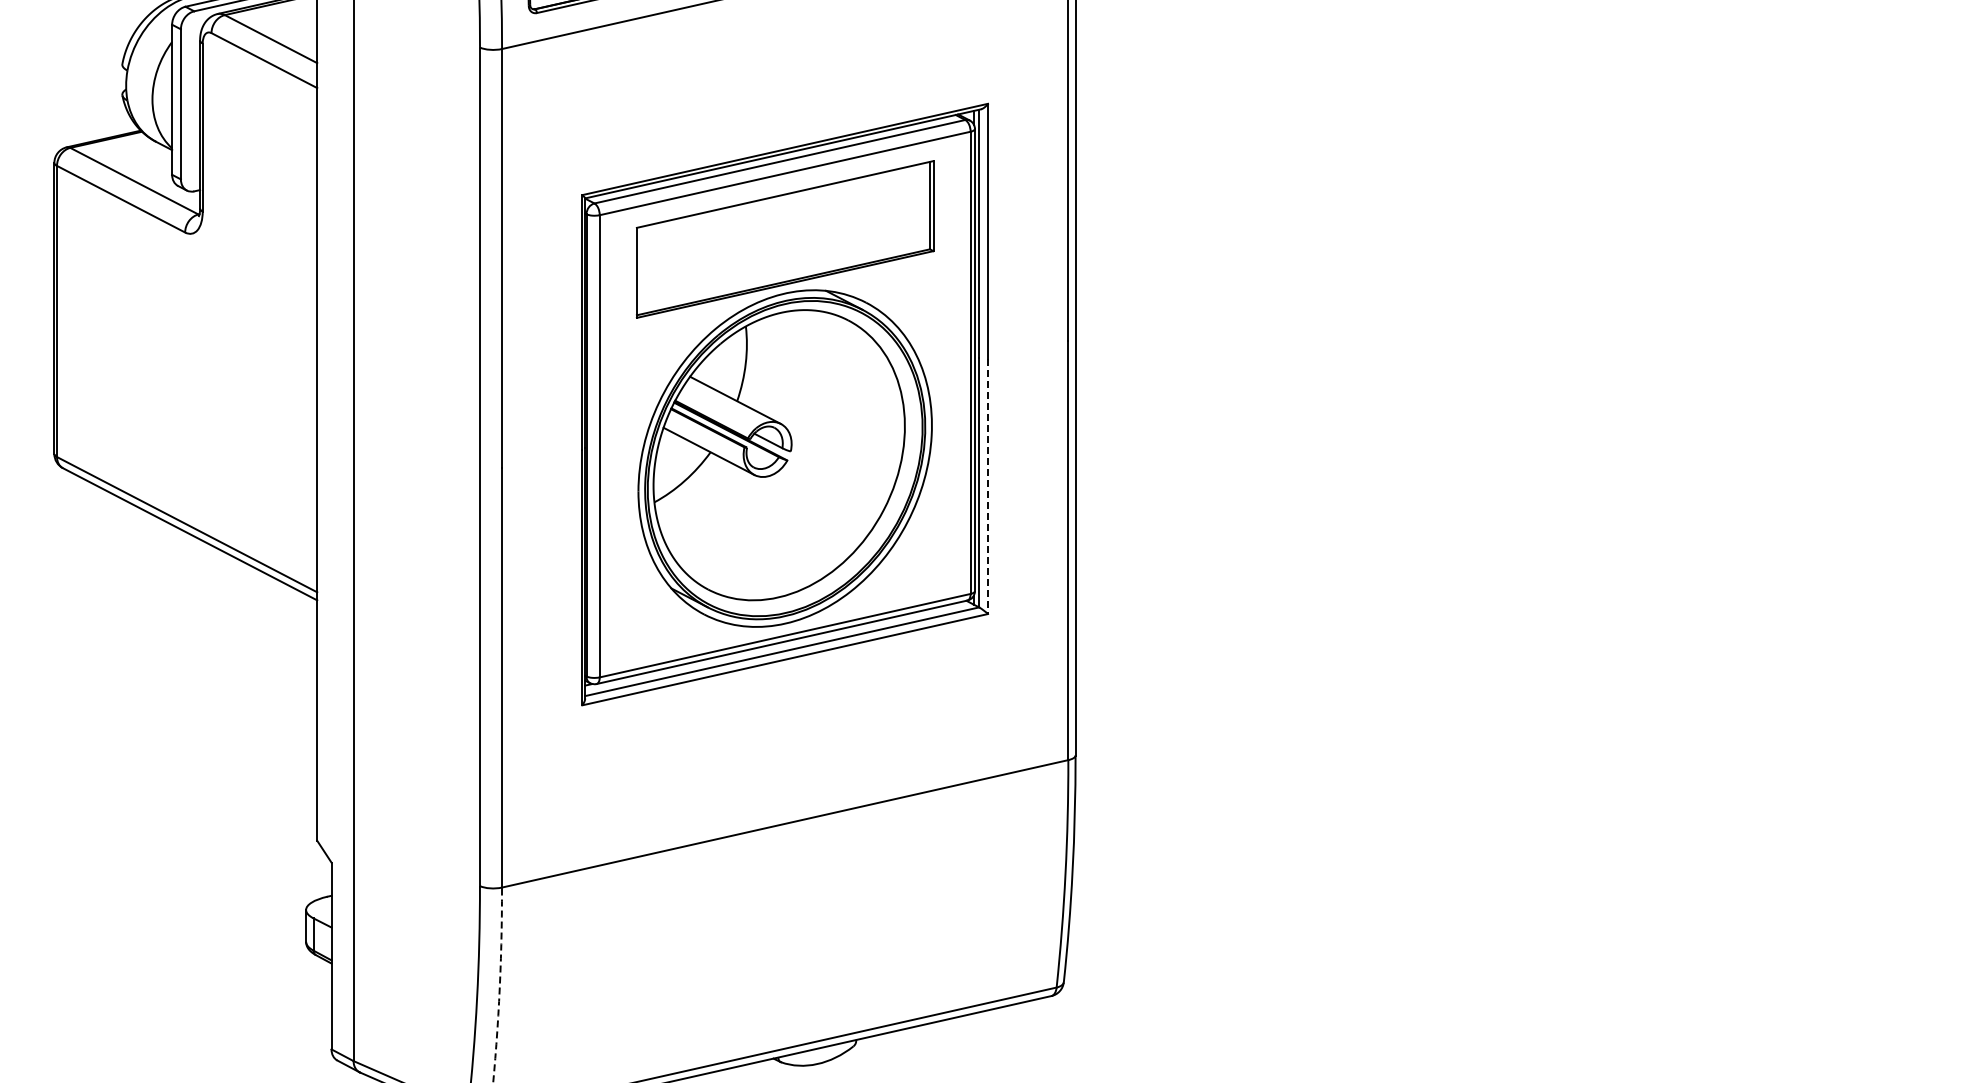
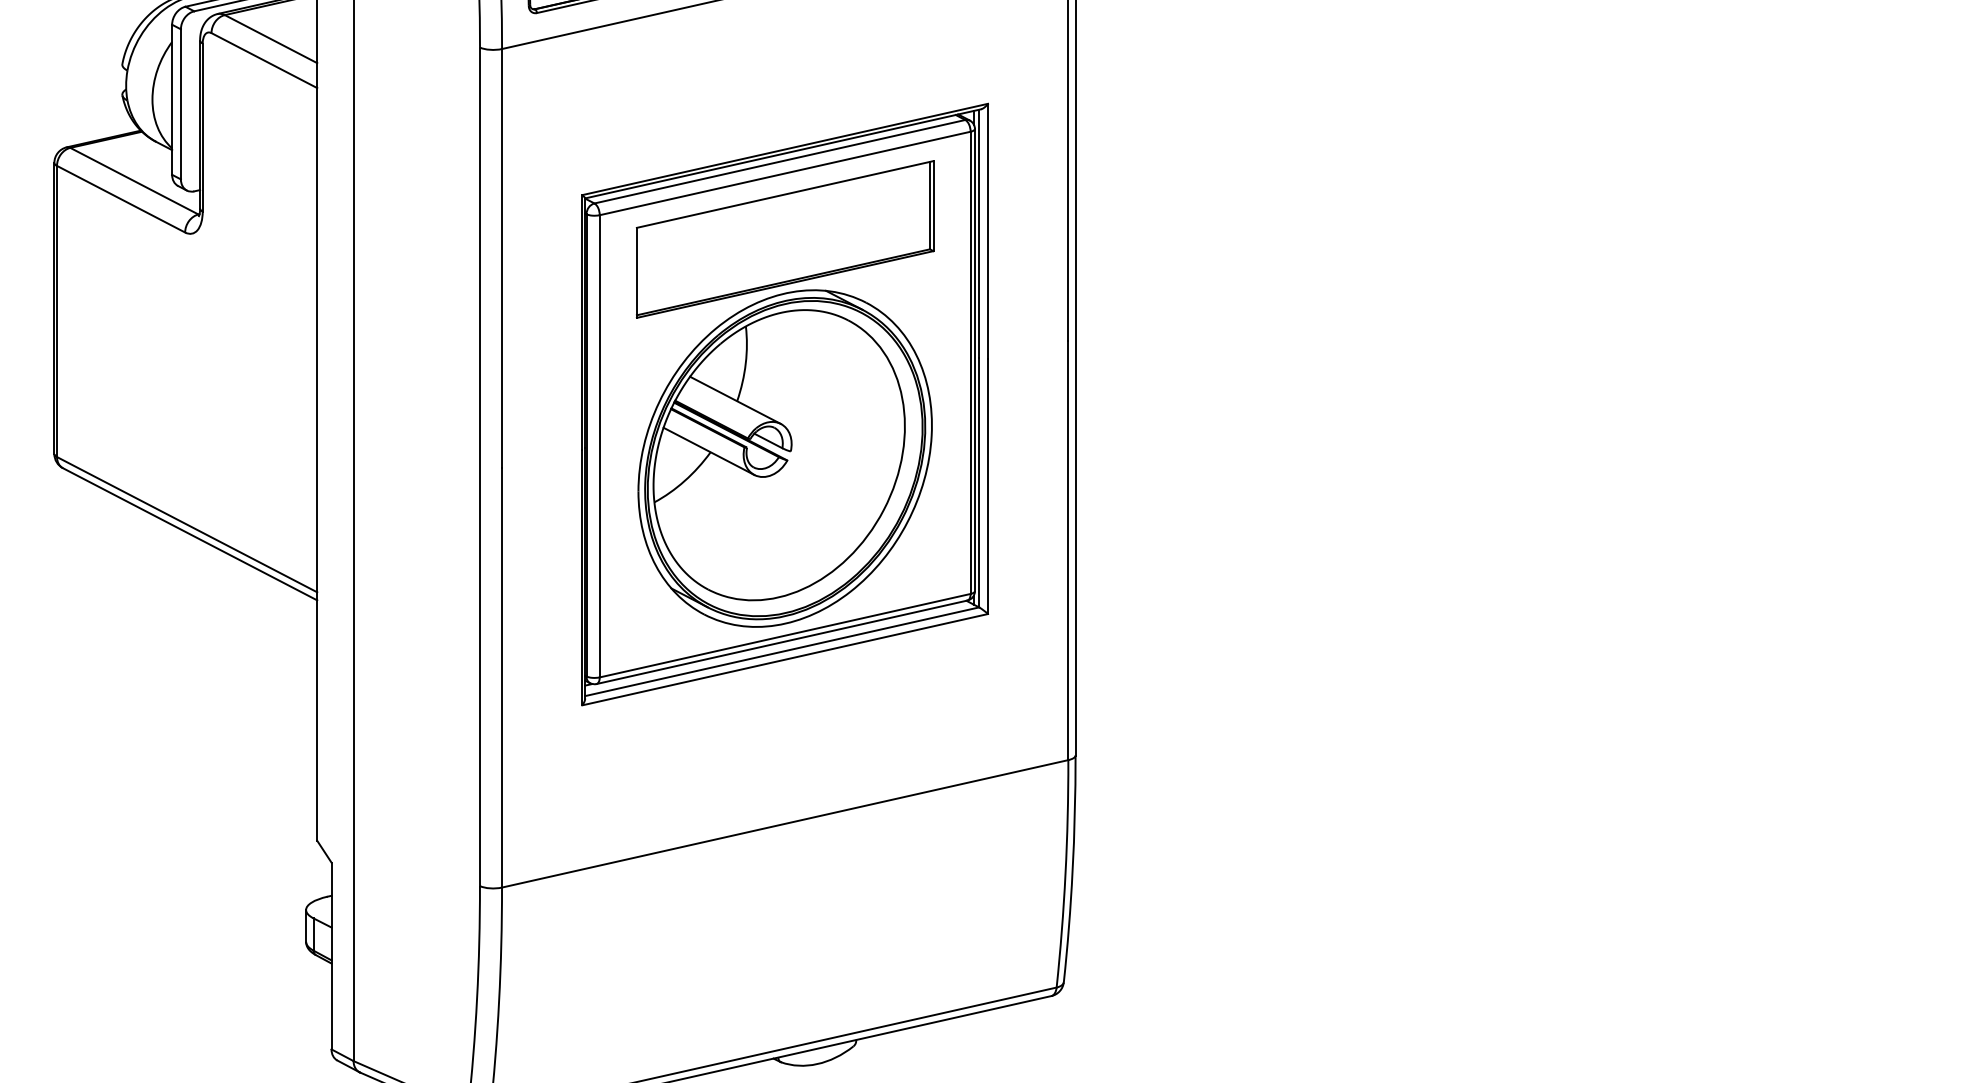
line: dashed -> solid (988, 486)
arc: dashed -> solid (499, 985)
